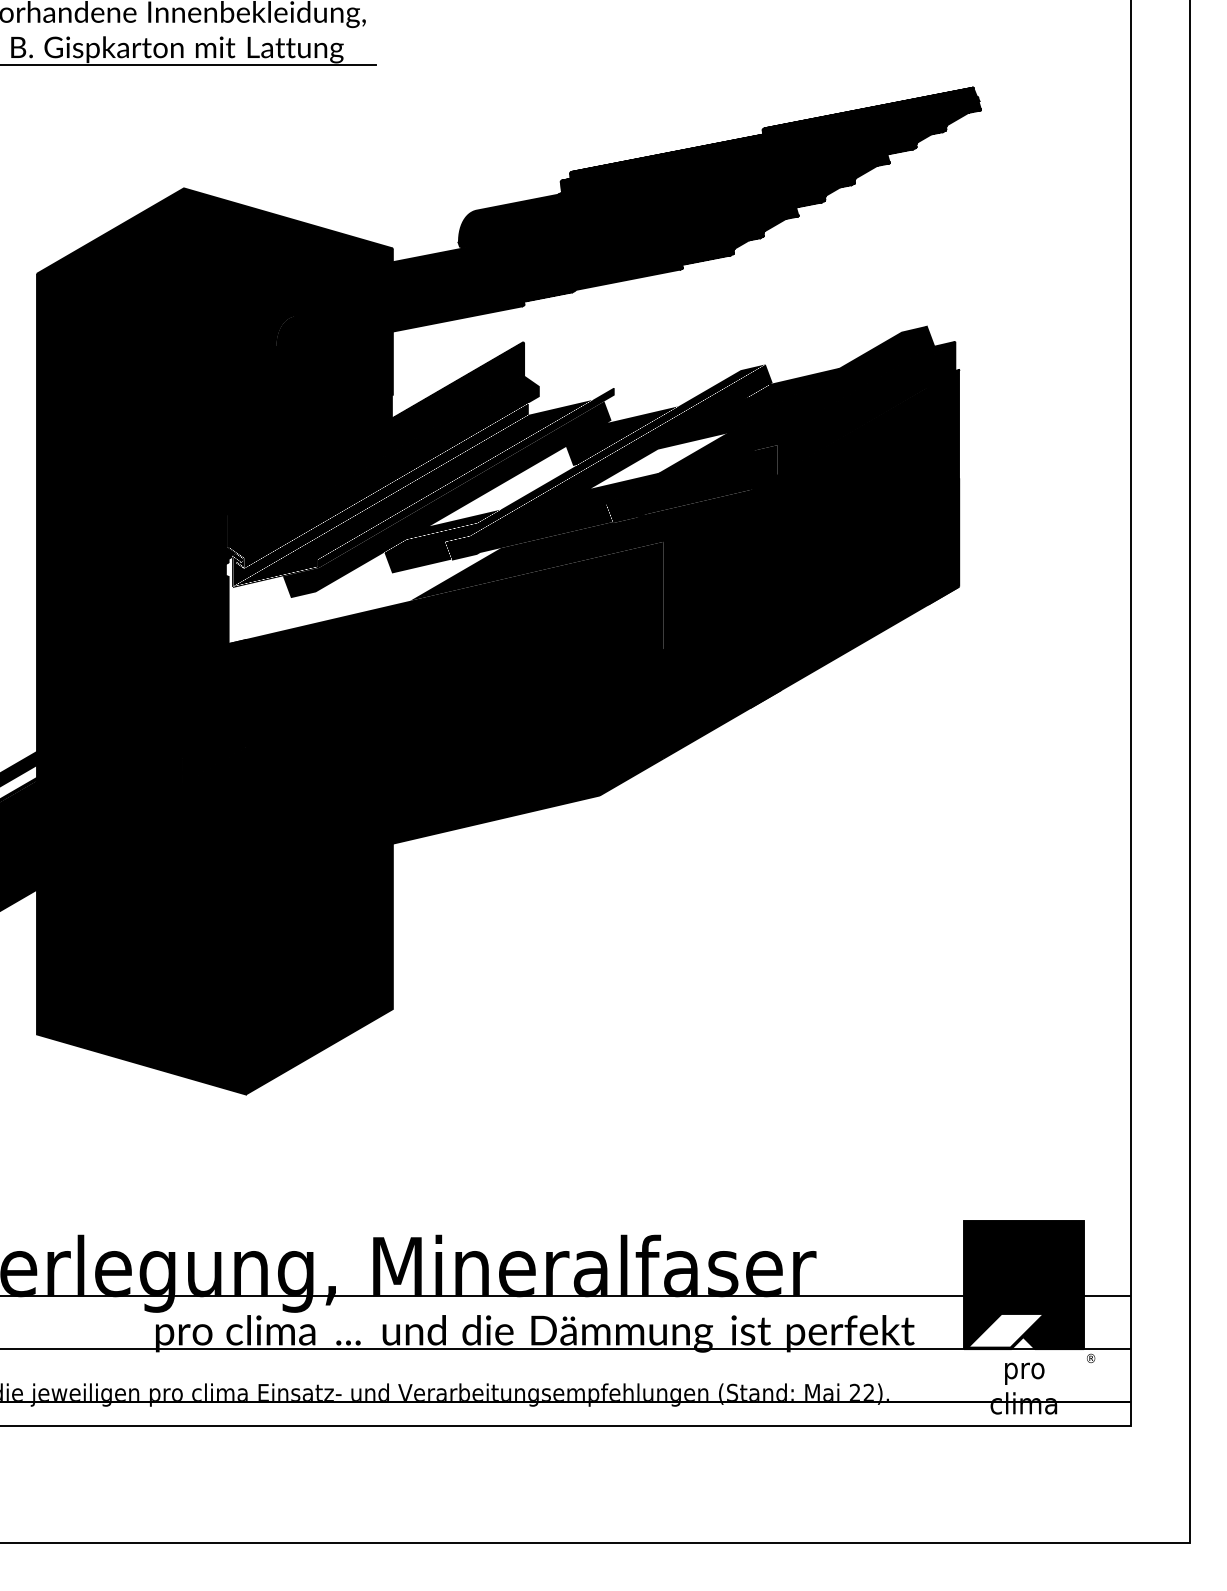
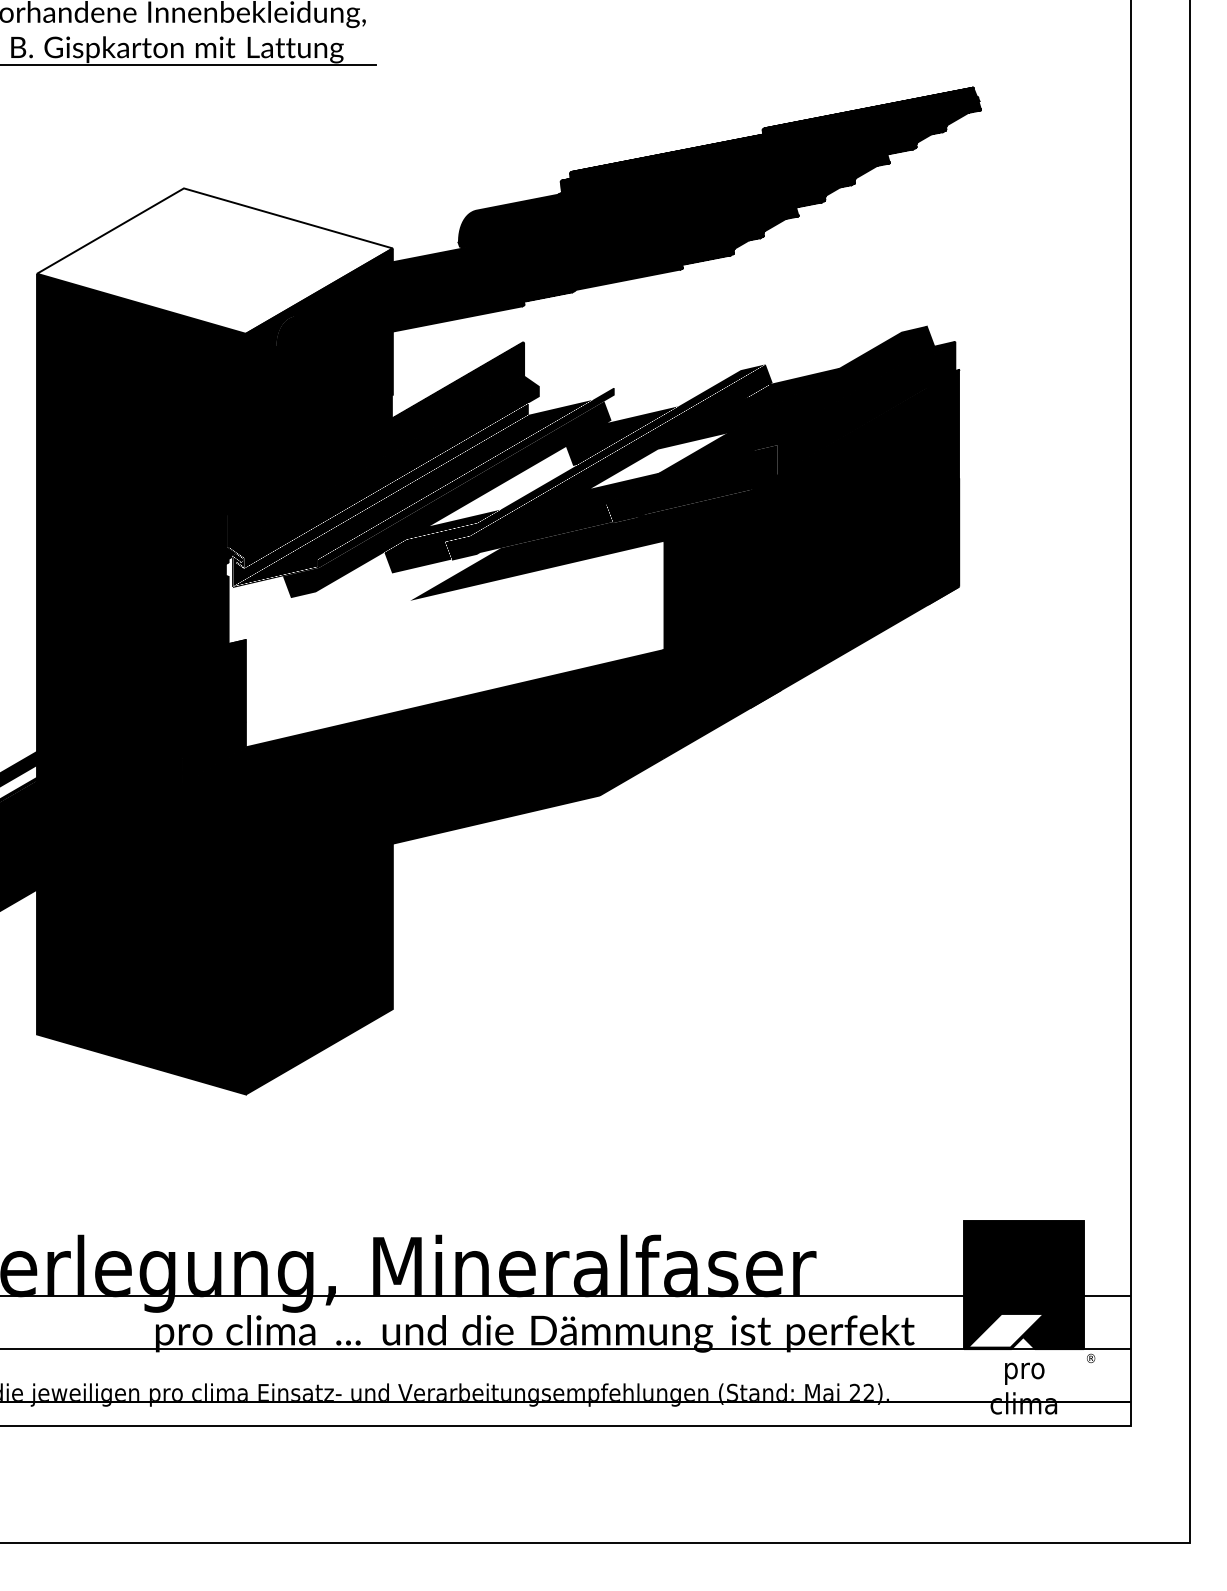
fill: present -> none (214, 260)
fill: present -> none (454, 644)
